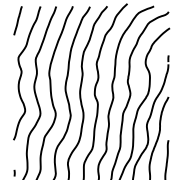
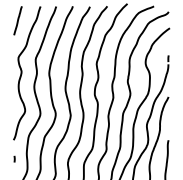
curve position: (14, 172) -> (14, 158) (14, 158)
